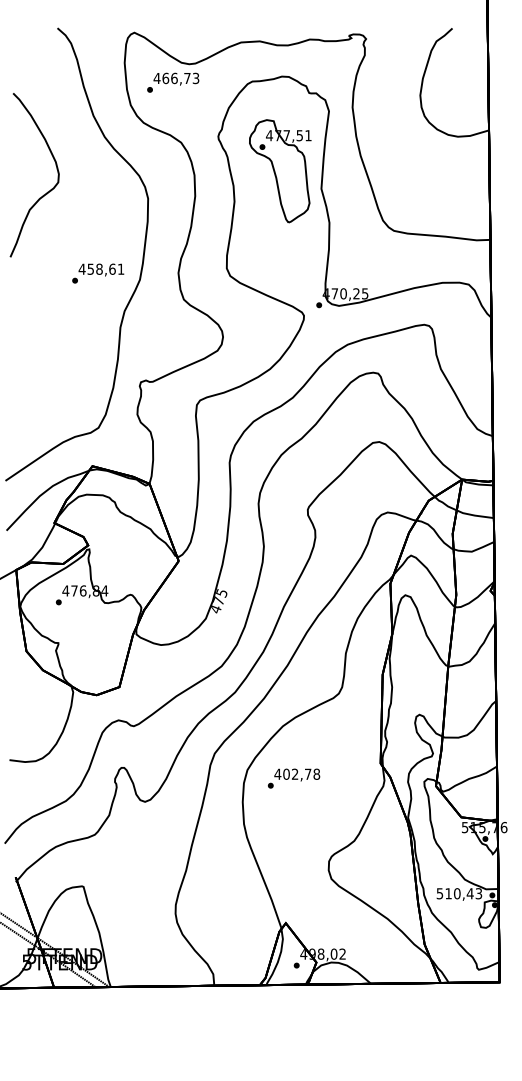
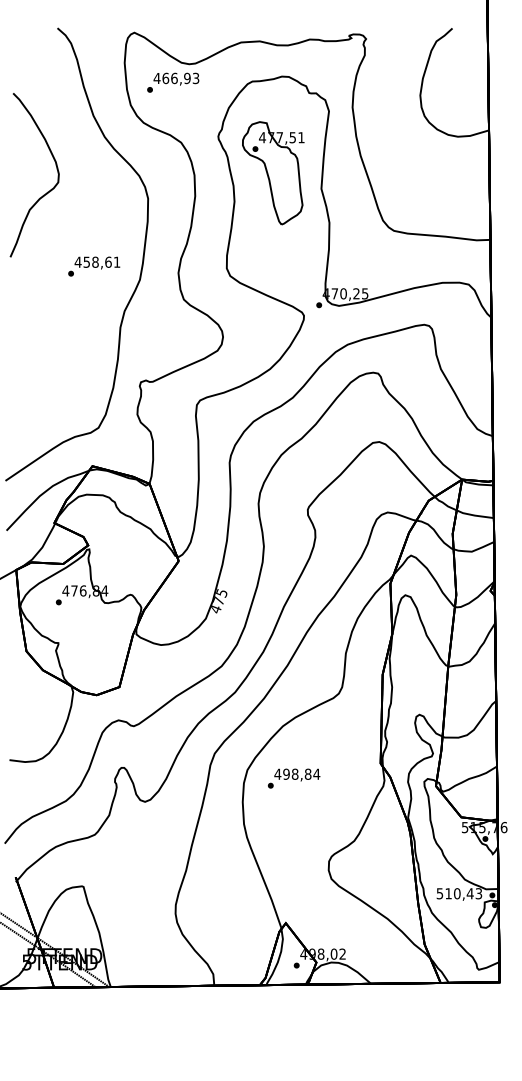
text: 466,73 -> 466,93 (187, 78)
part position: (280, 171) -> (273, 173) (273, 173)
text position: (98, 273) -> (94, 266) (94, 266)
text: 402,78 -> 498,84 (301, 773)
